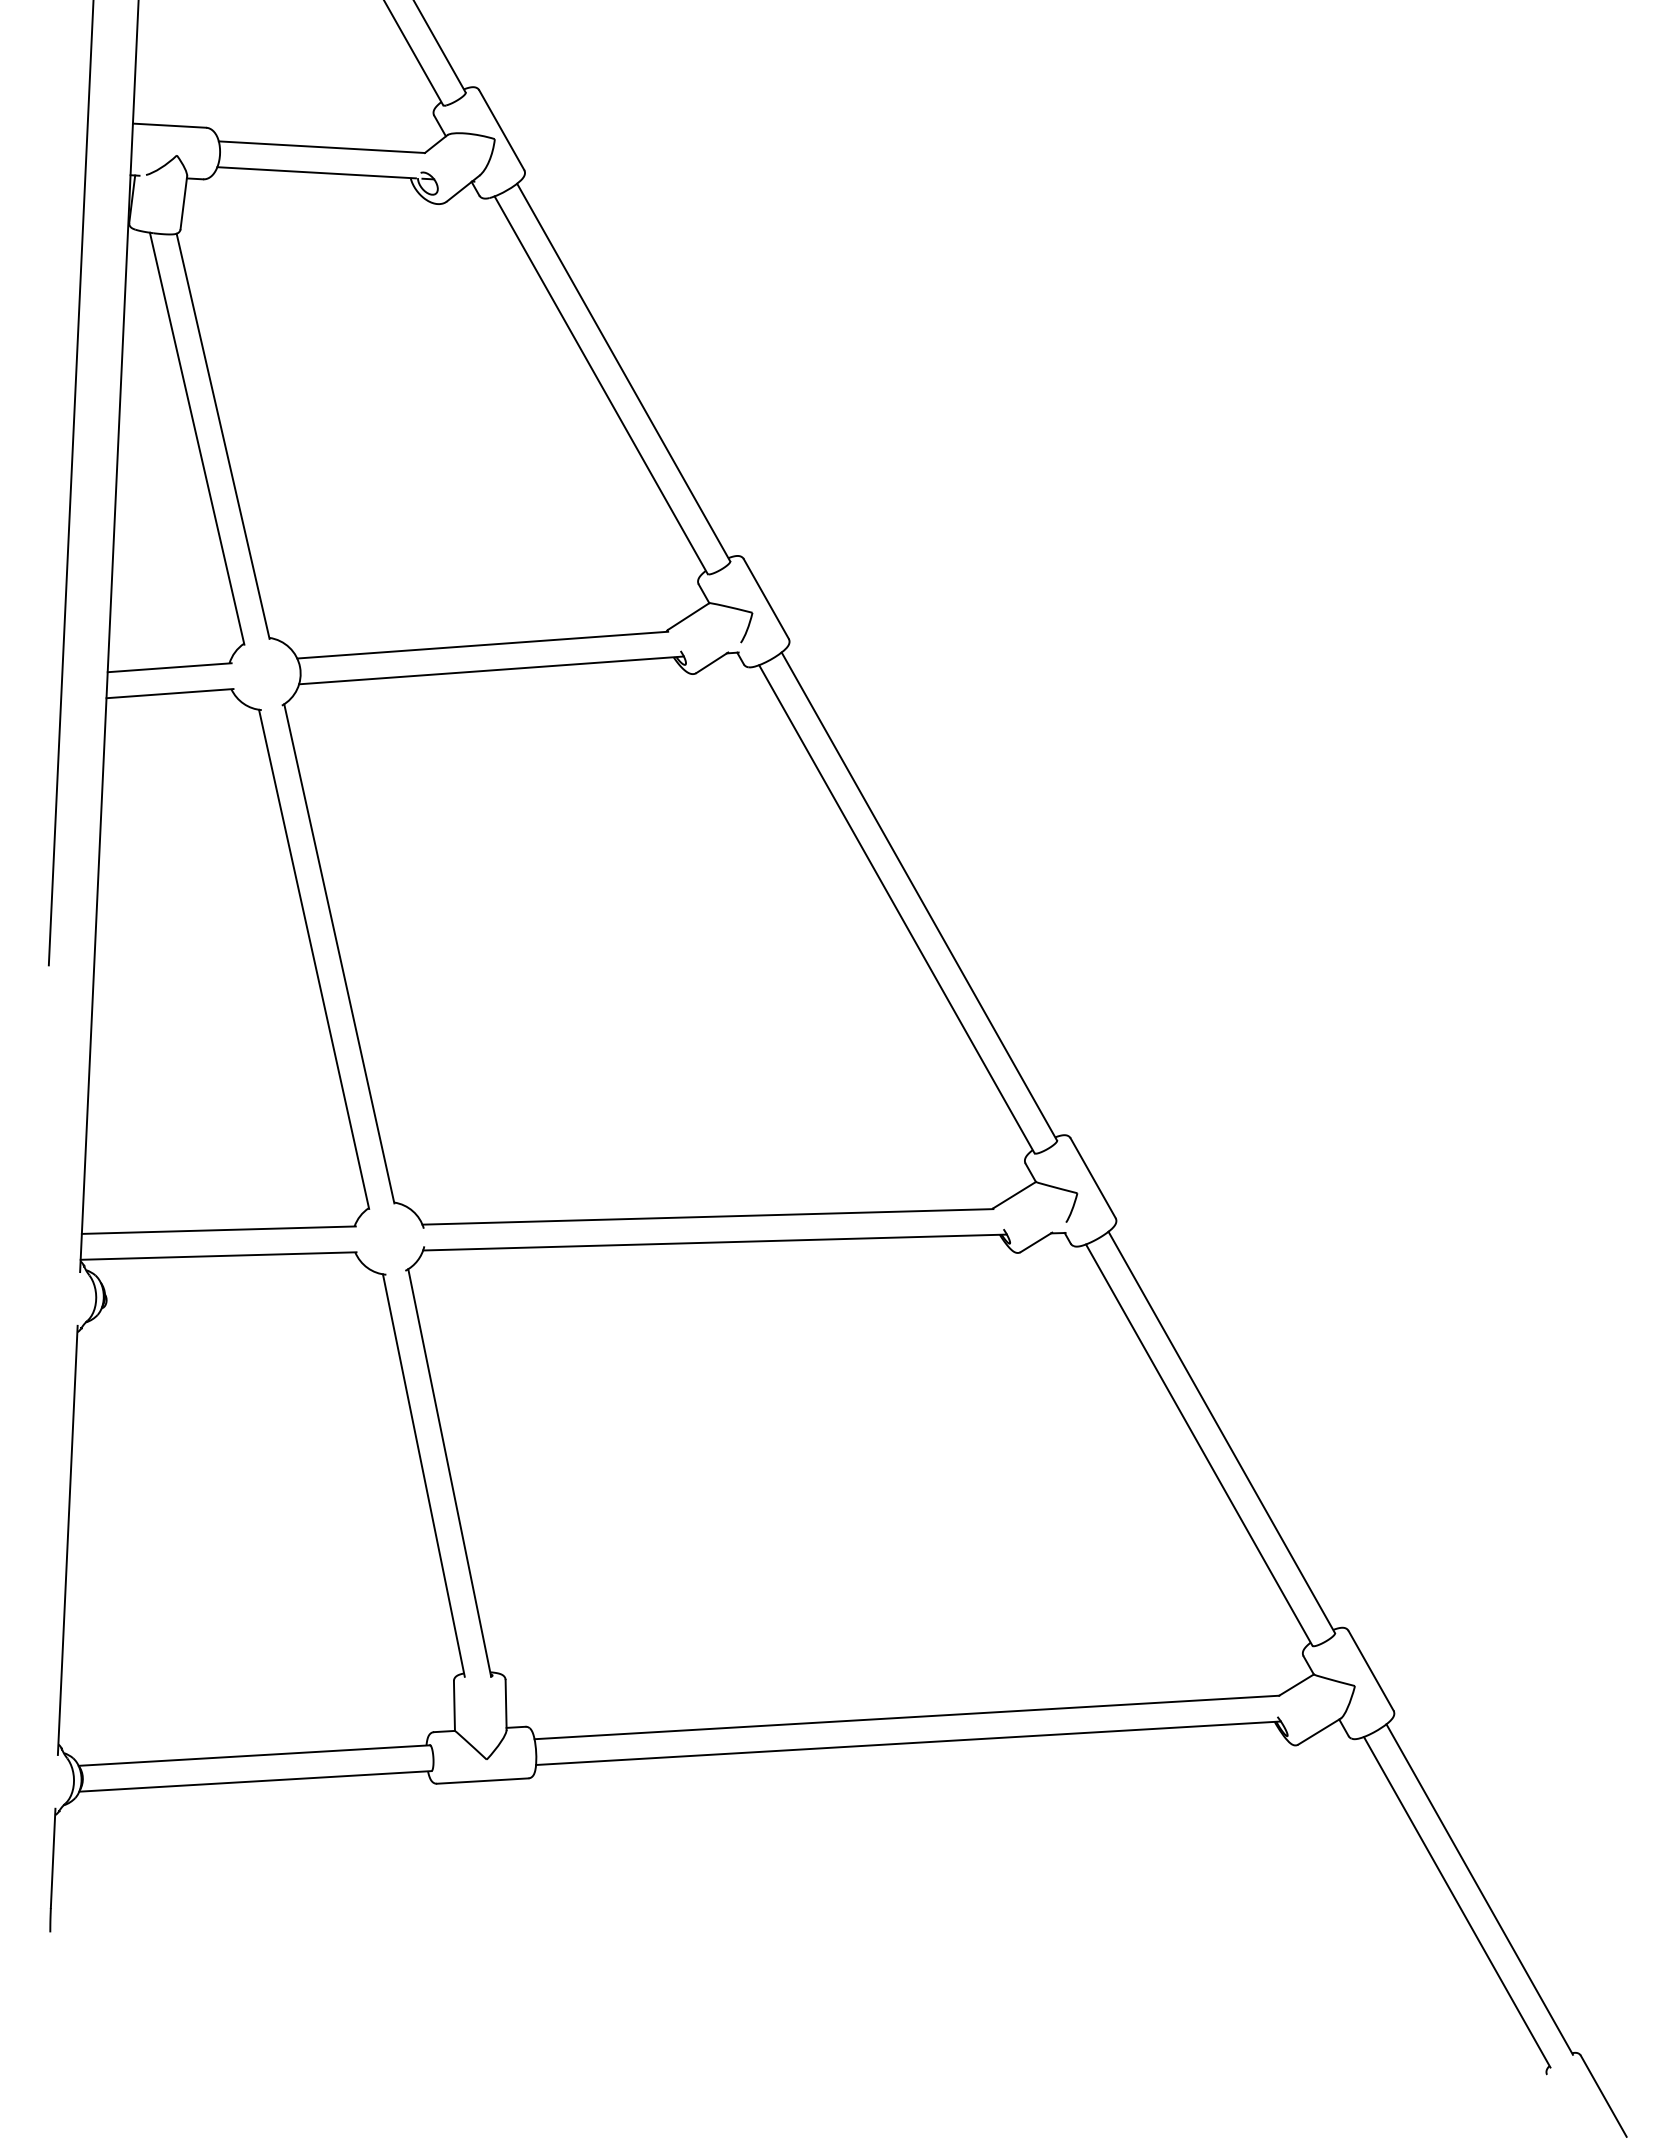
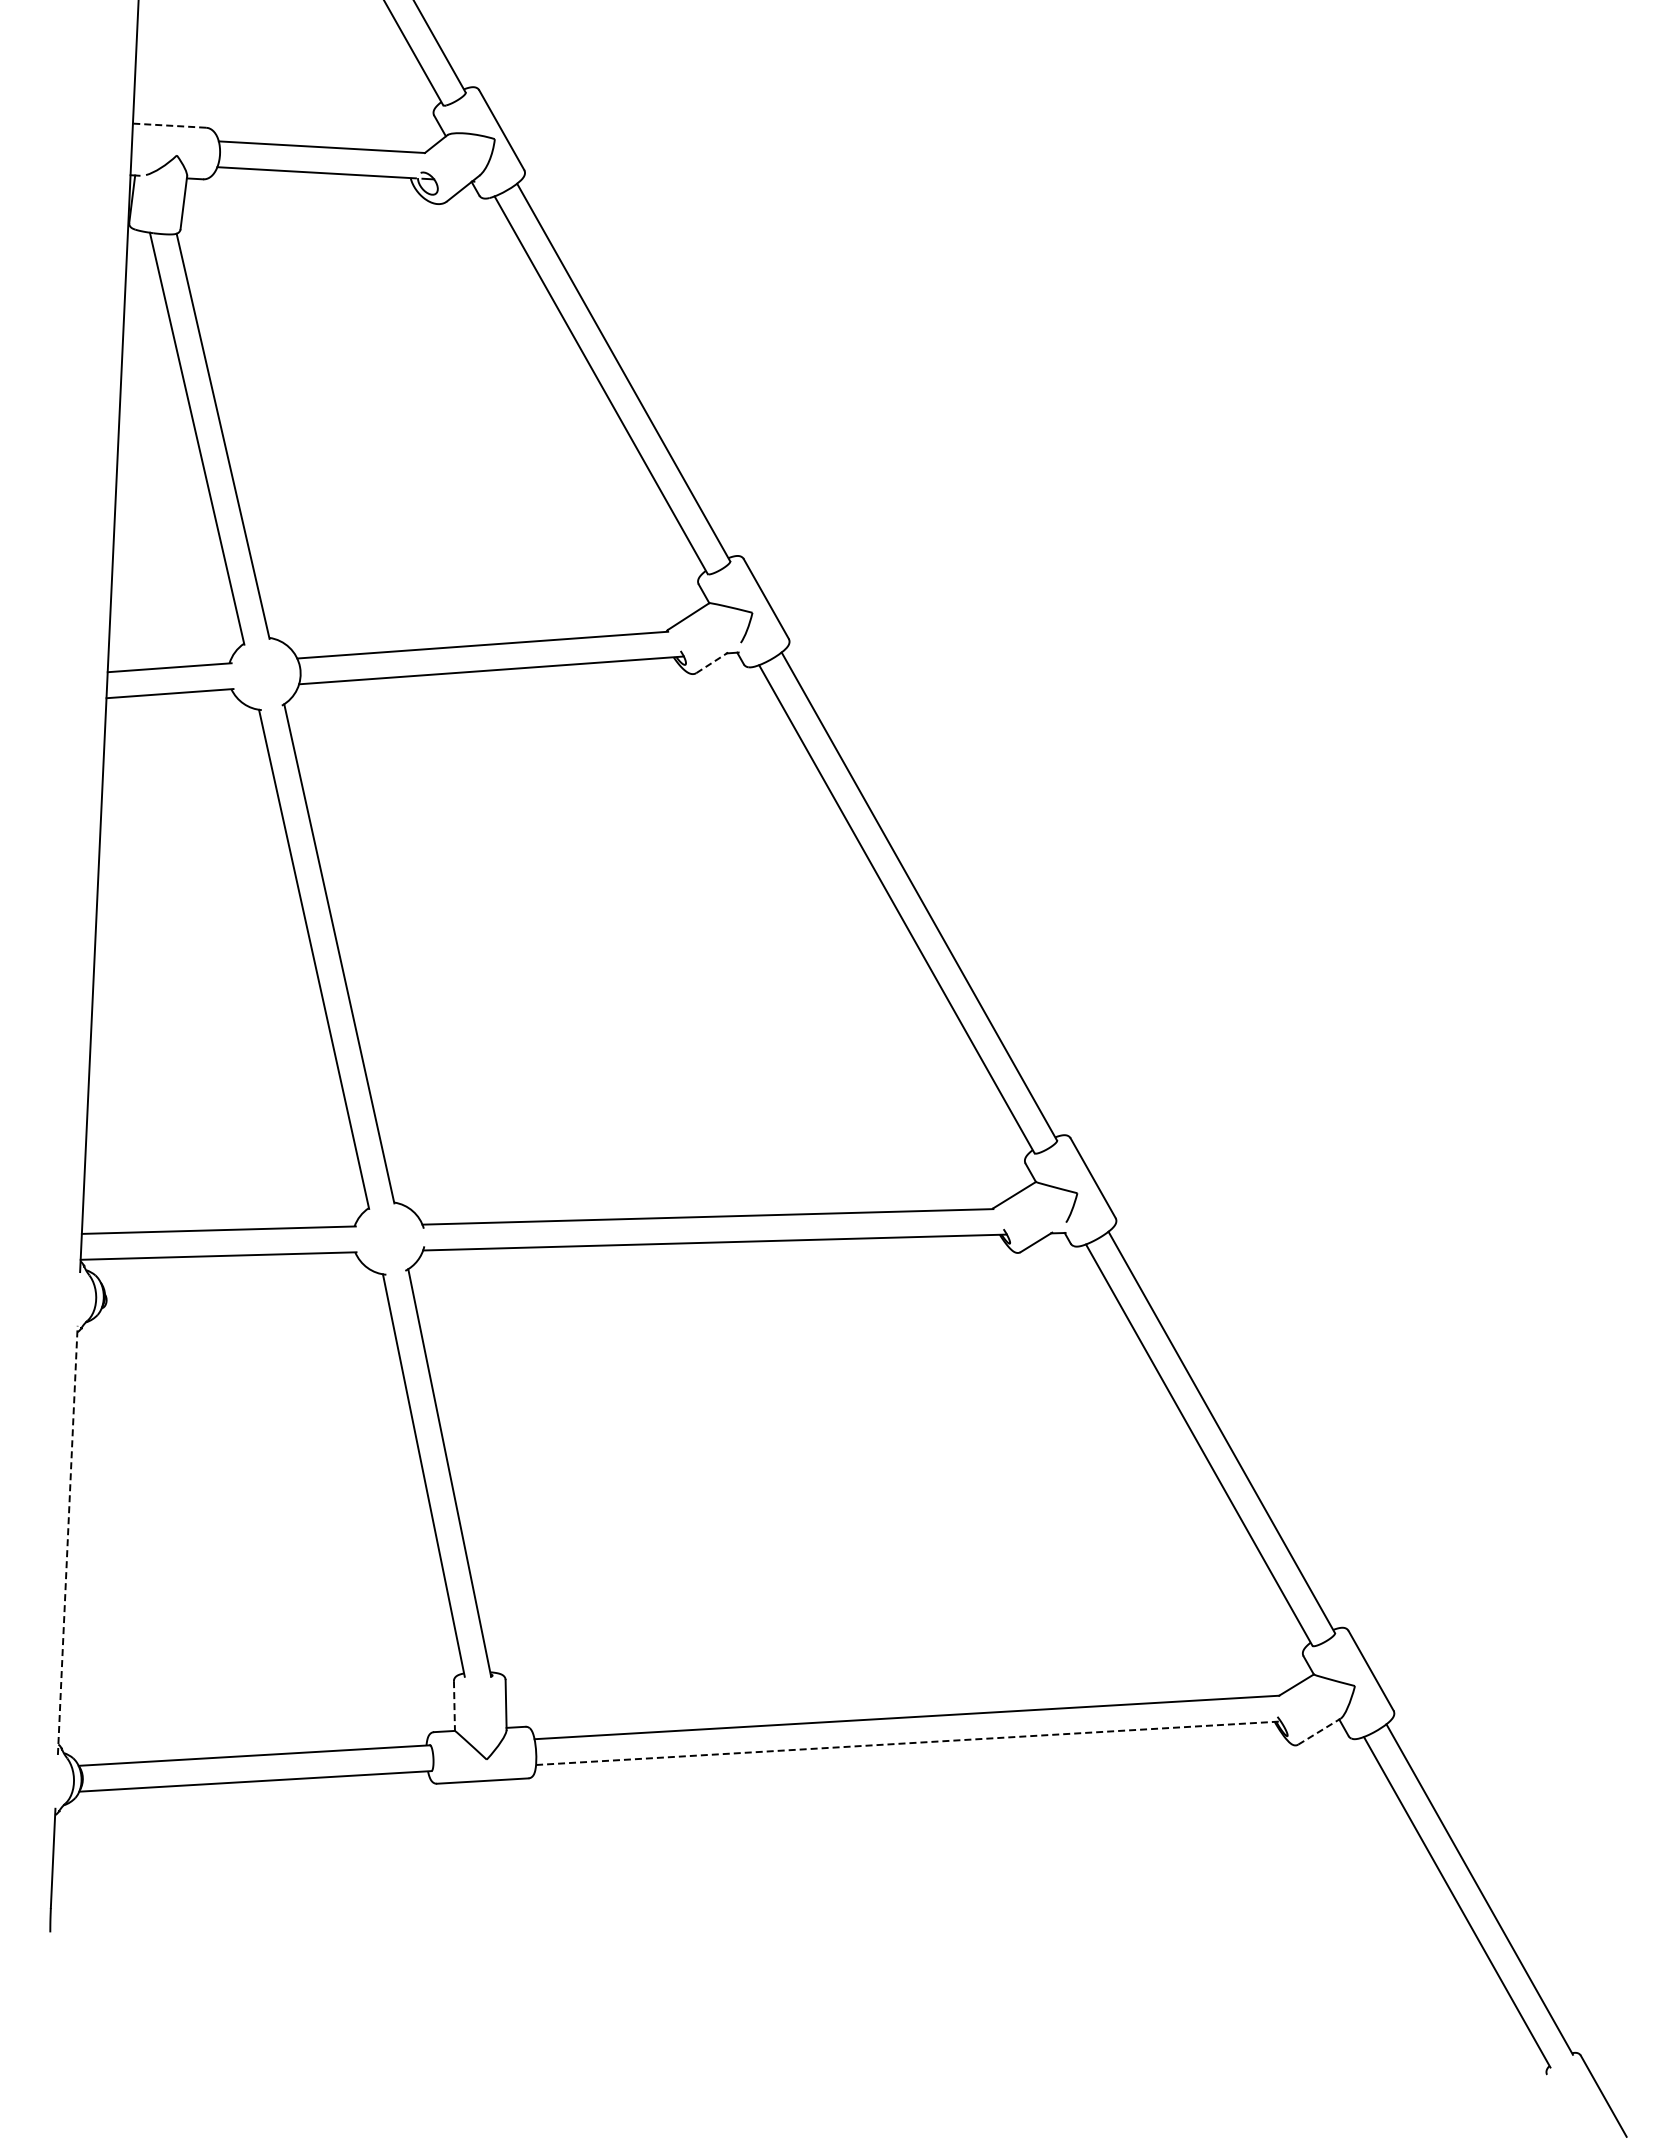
line: solid -> dashed (169, 125)
line: present -> none (70, 483)
line: solid -> dashed (712, 662)
line: solid -> dashed (67, 1540)
line: solid -> dashed (454, 1706)
line: solid -> dashed (1319, 1731)
line: solid -> dashed (909, 1743)
